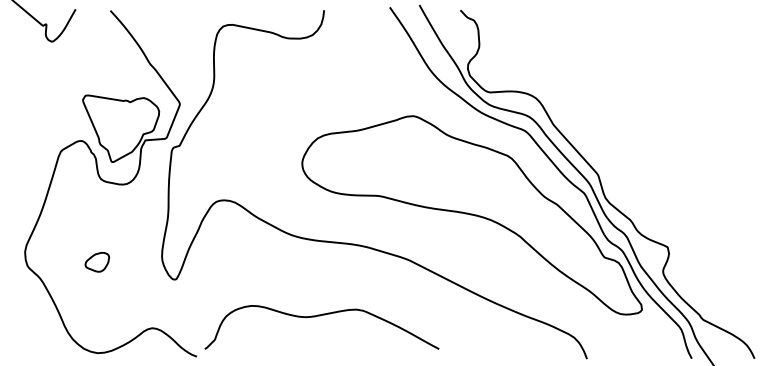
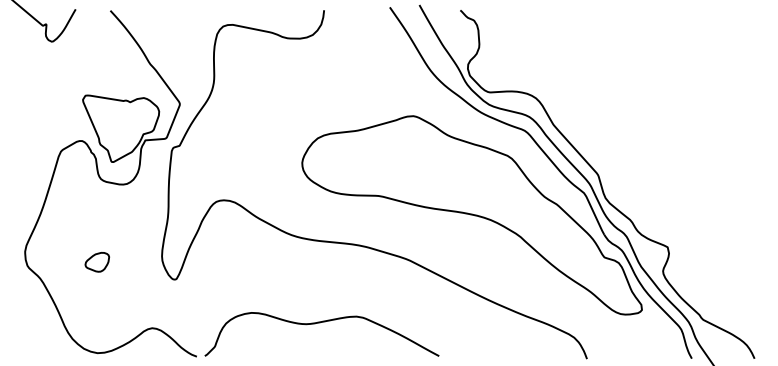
curve position: (320, 316) -> (320, 323) (320, 323)
